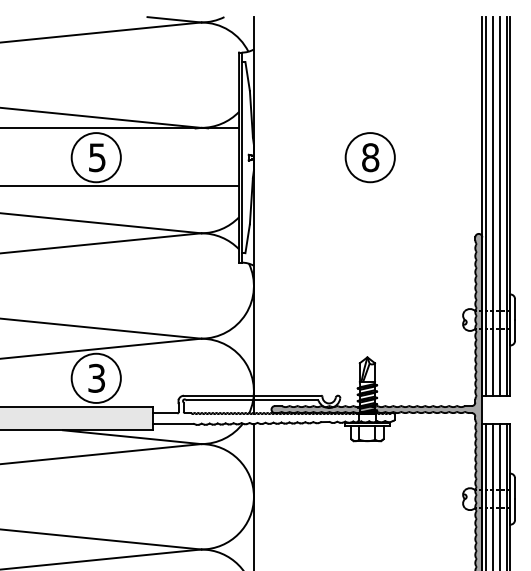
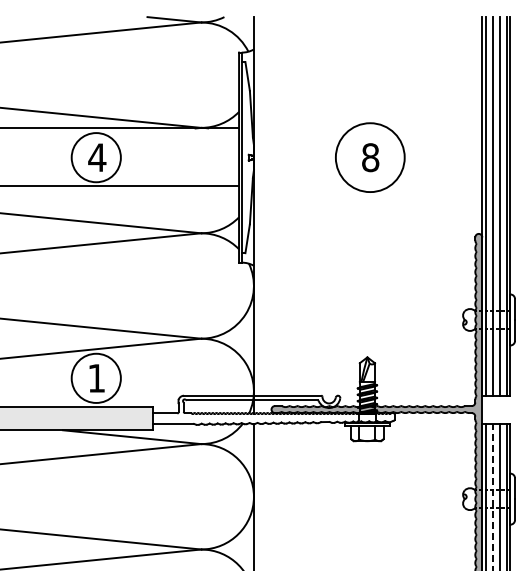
text: 5 -> 4 (97, 157)
circle diameter: 49 px -> 69 px (369, 157)
text: 3 -> 1 (96, 377)
line: solid -> dashed (492, 496)
